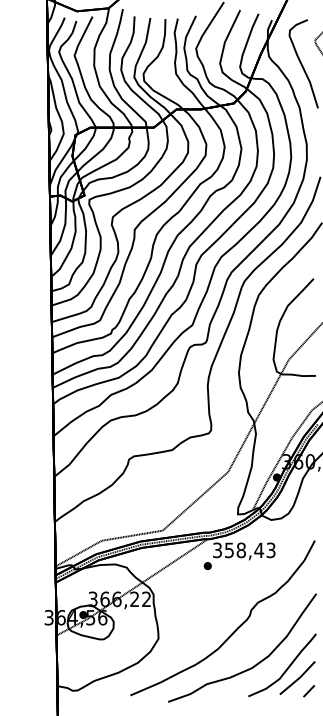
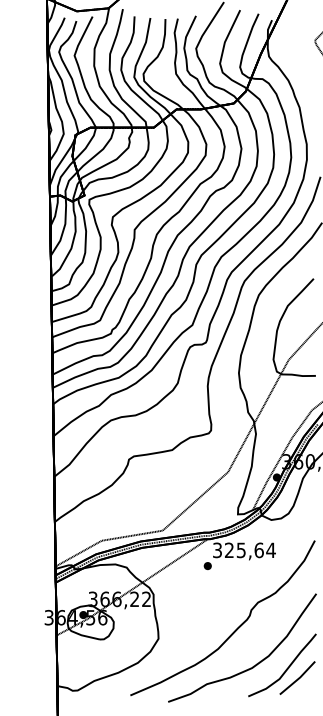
curve: present -> none (302, 63)
text: 358,43 -> 325,64 (250, 550)
line: present -> none (308, 691)
